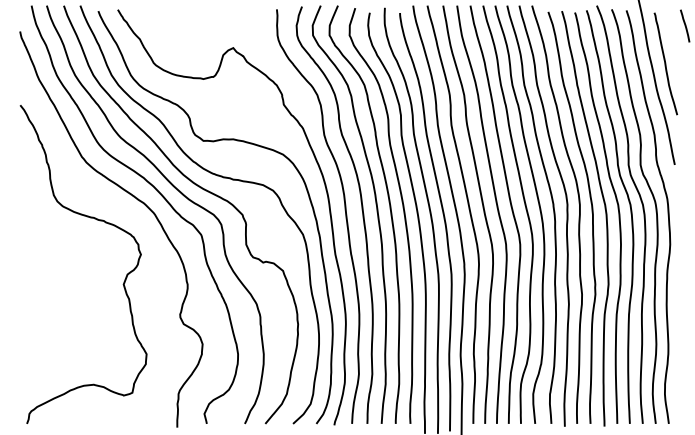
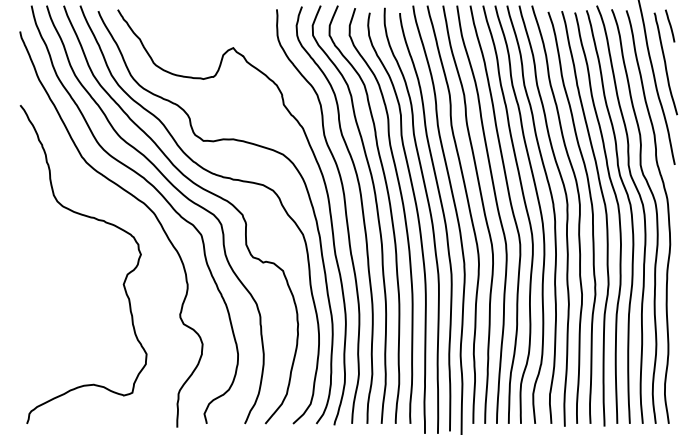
line position: (685, 25) -> (670, 25) (670, 25)
